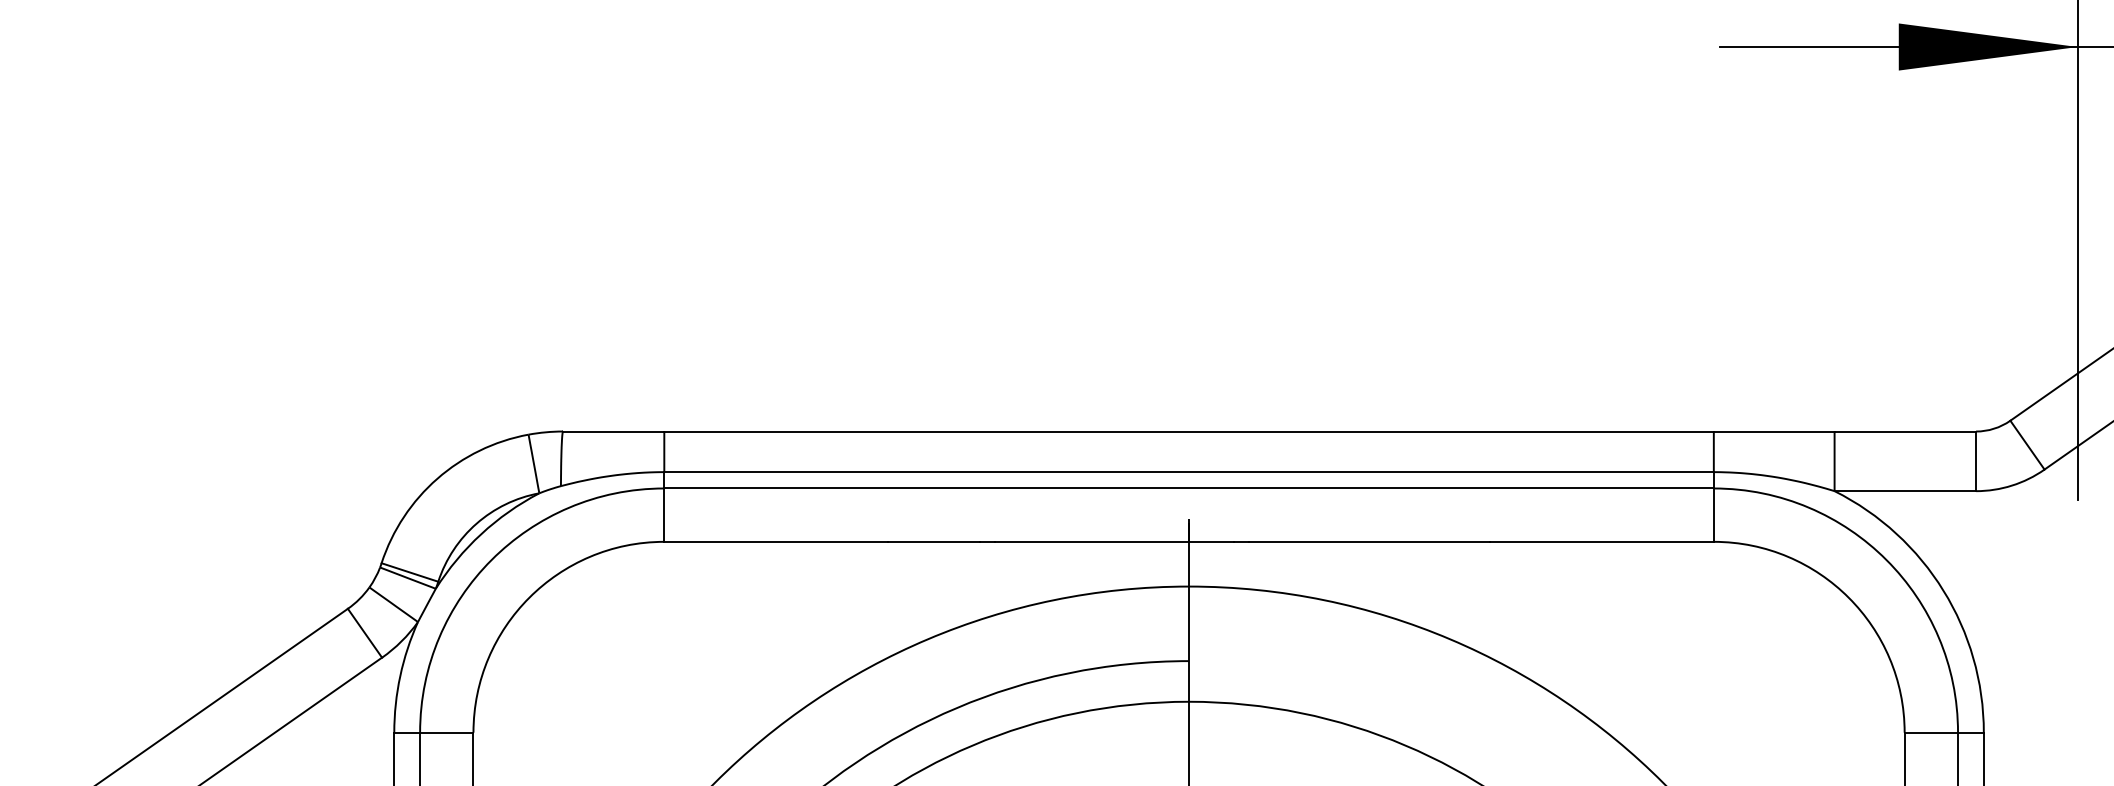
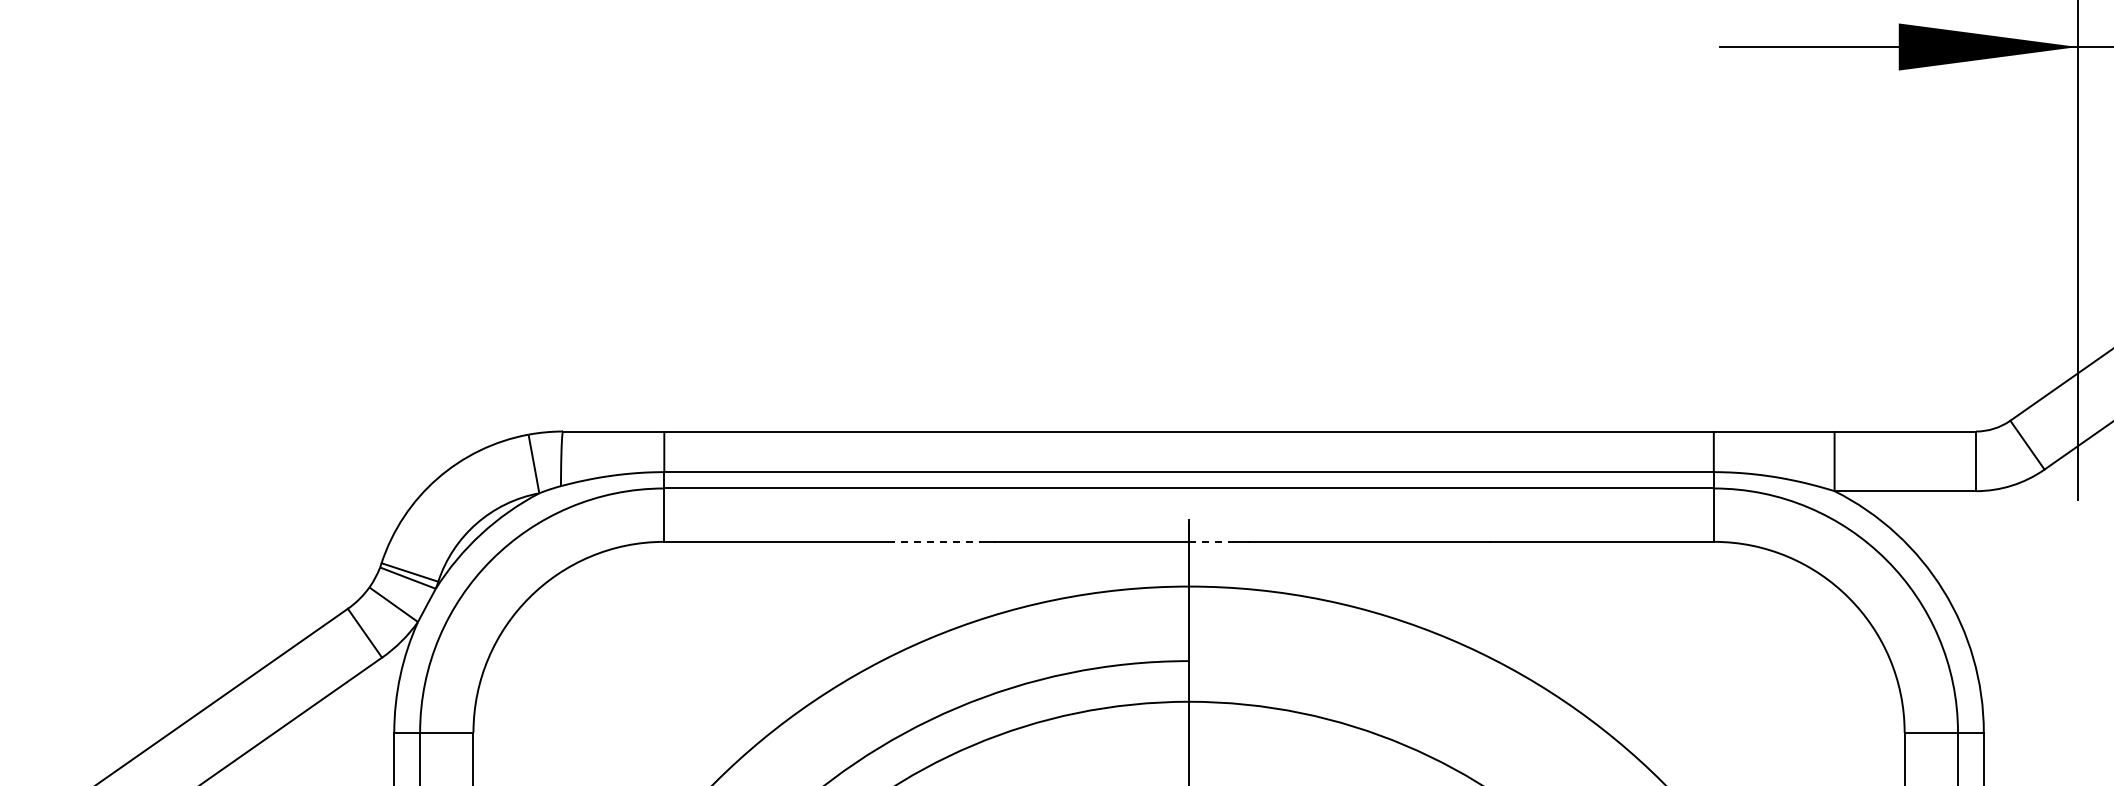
line: solid -> dashed (934, 541)
line: solid -> dashed (1211, 541)
